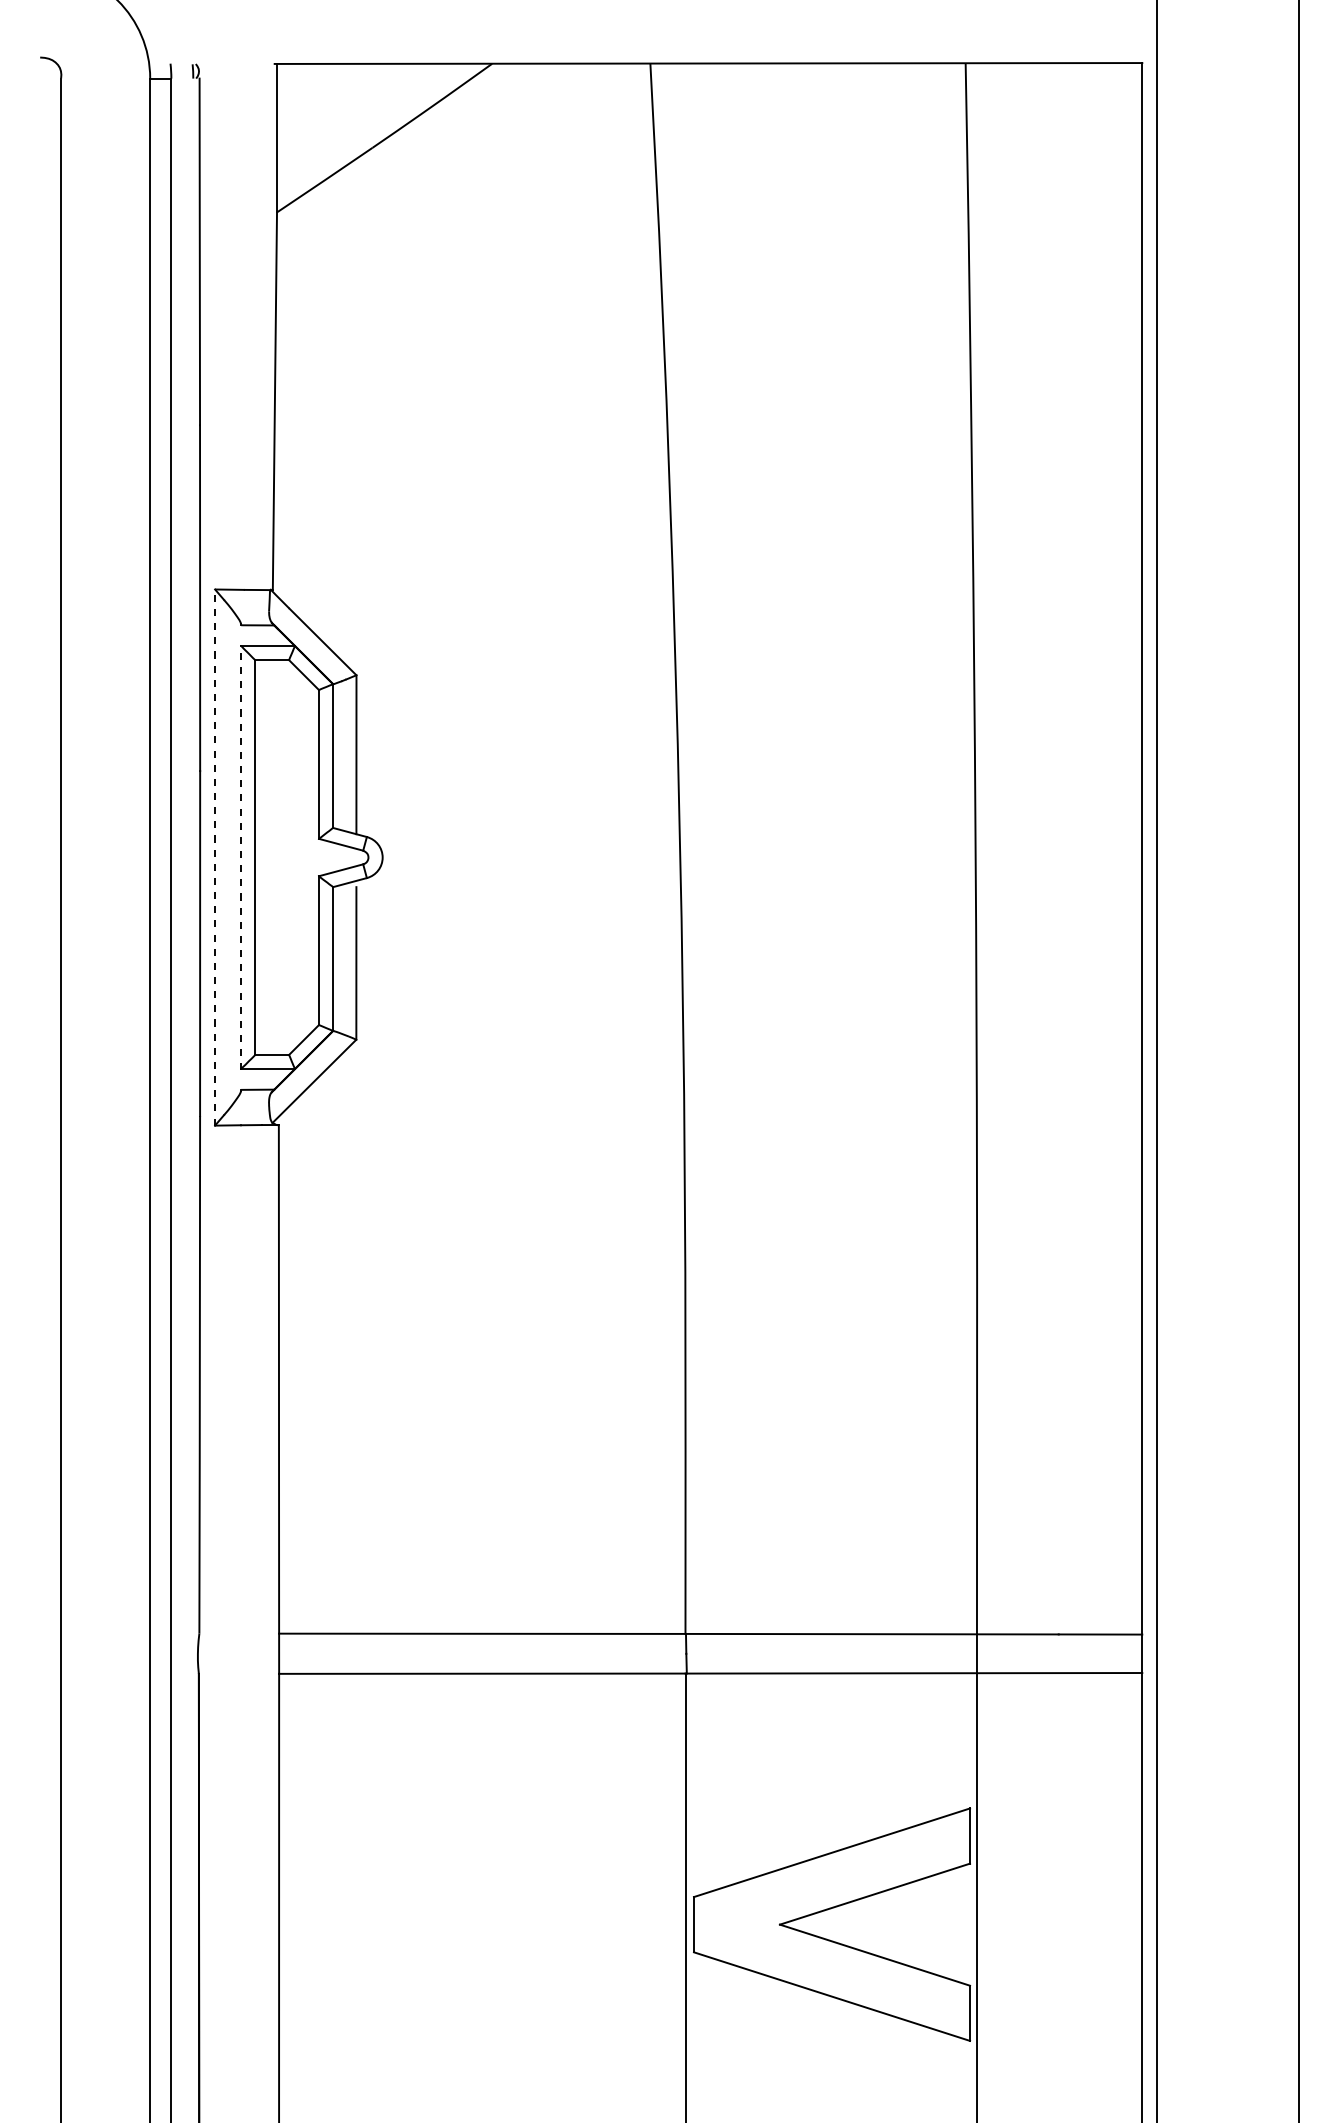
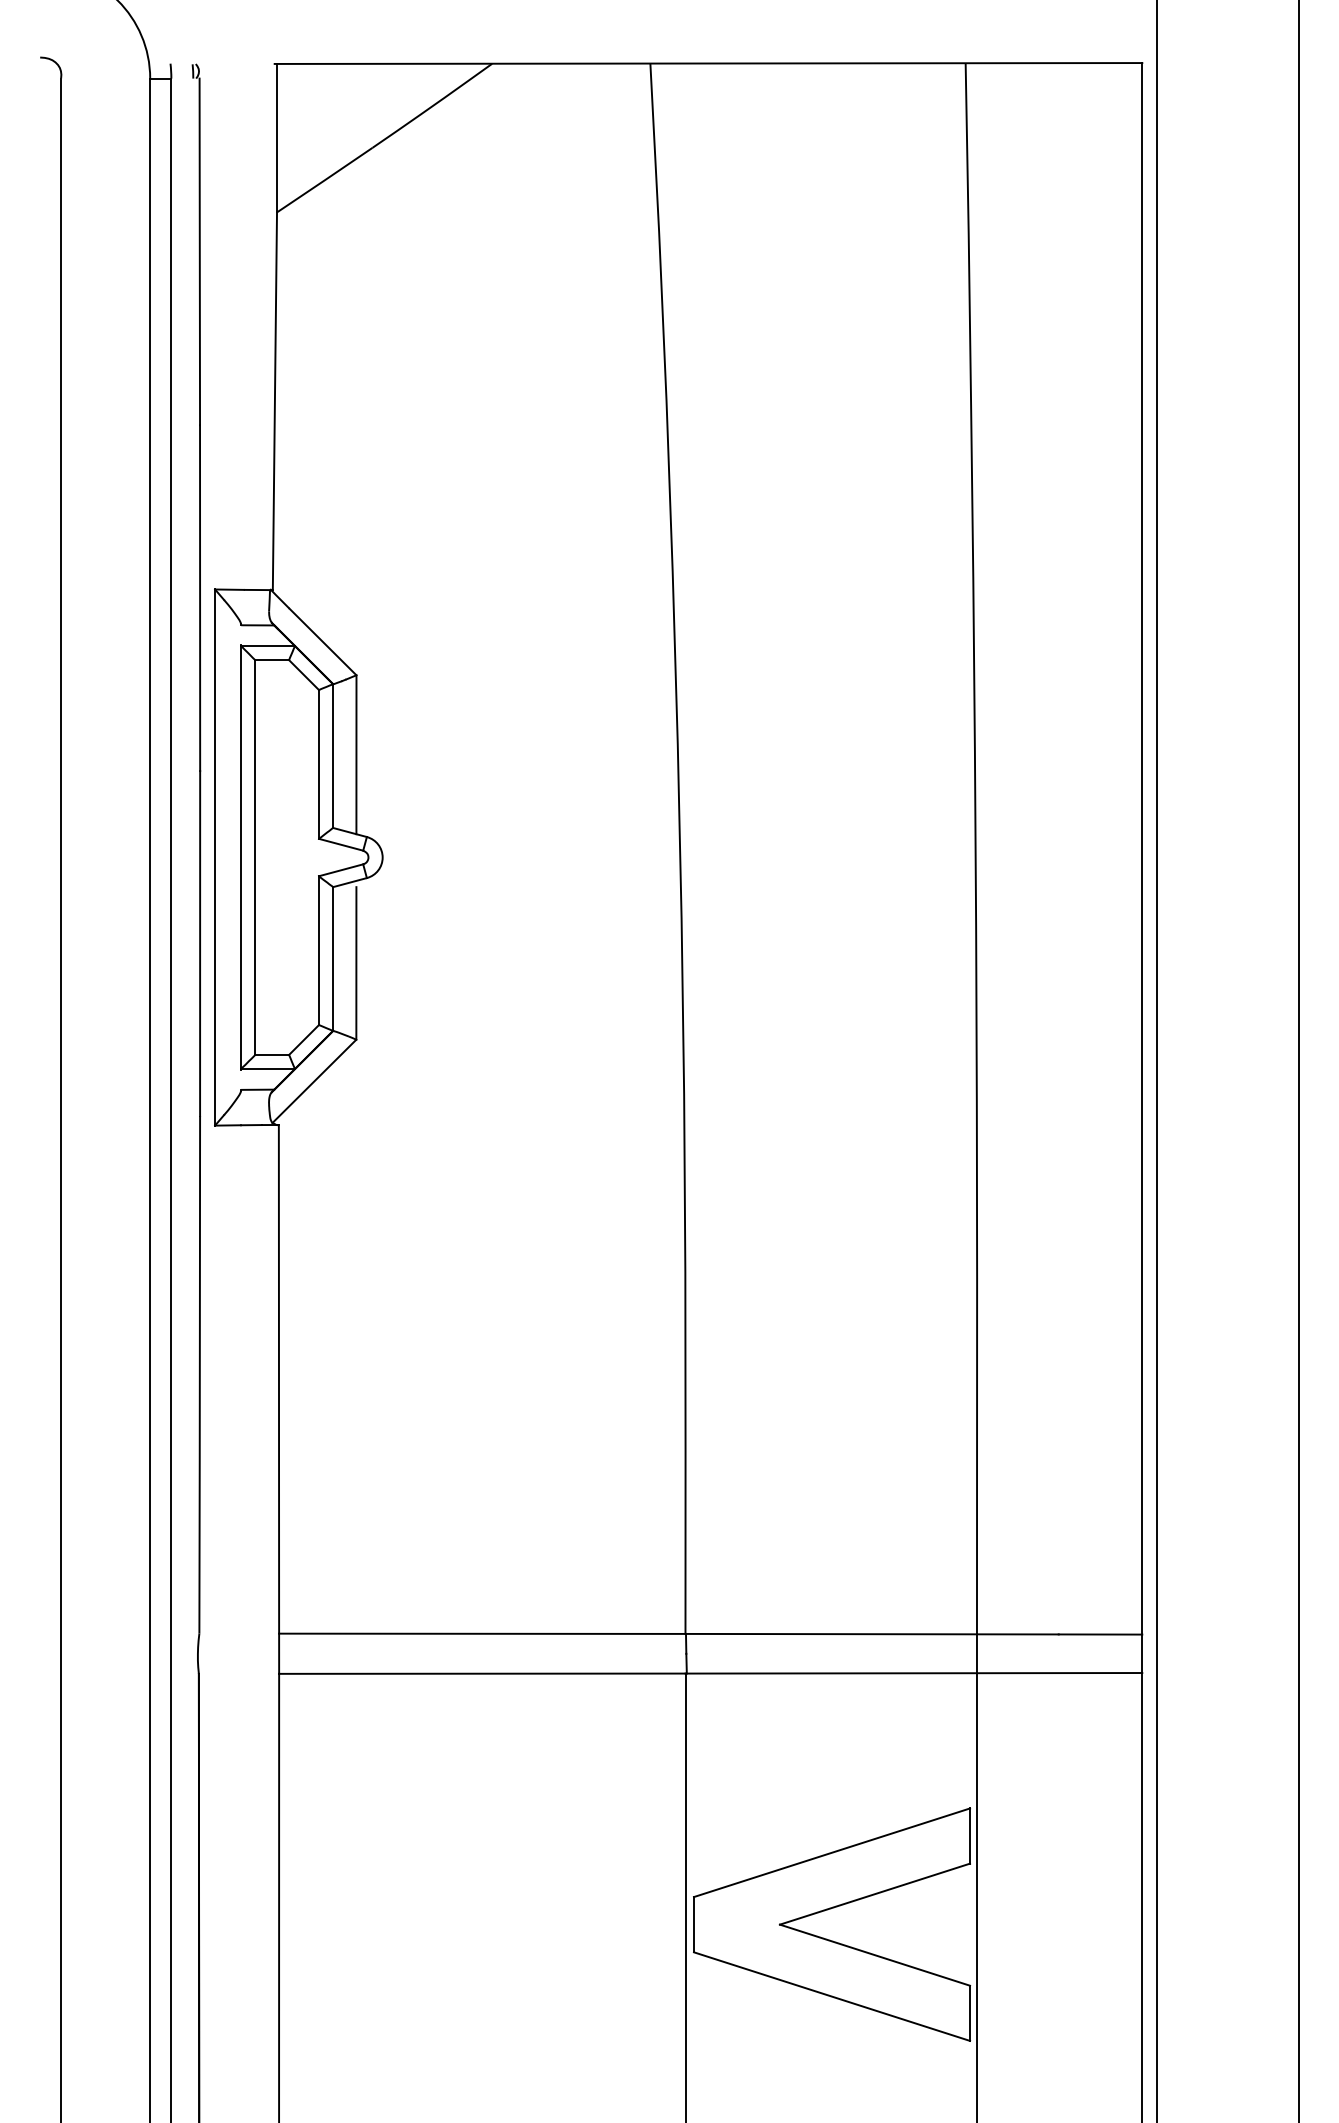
line: dashed -> solid (215, 857)
line: dashed -> solid (241, 857)
